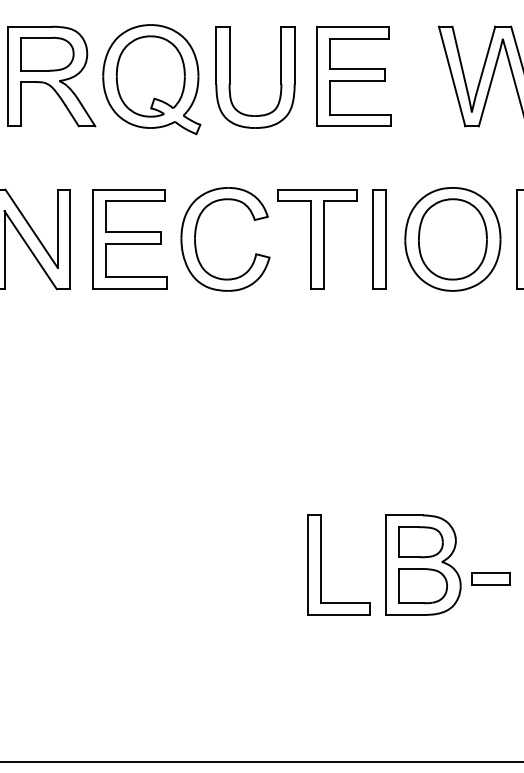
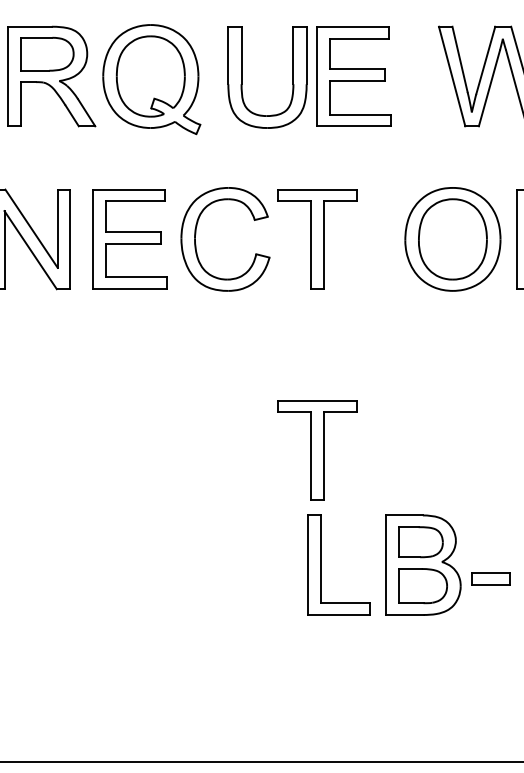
part position: (230, 77) -> (242, 77) (242, 77)
part: present -> none (379, 239)
part: none -> present (317, 450)
